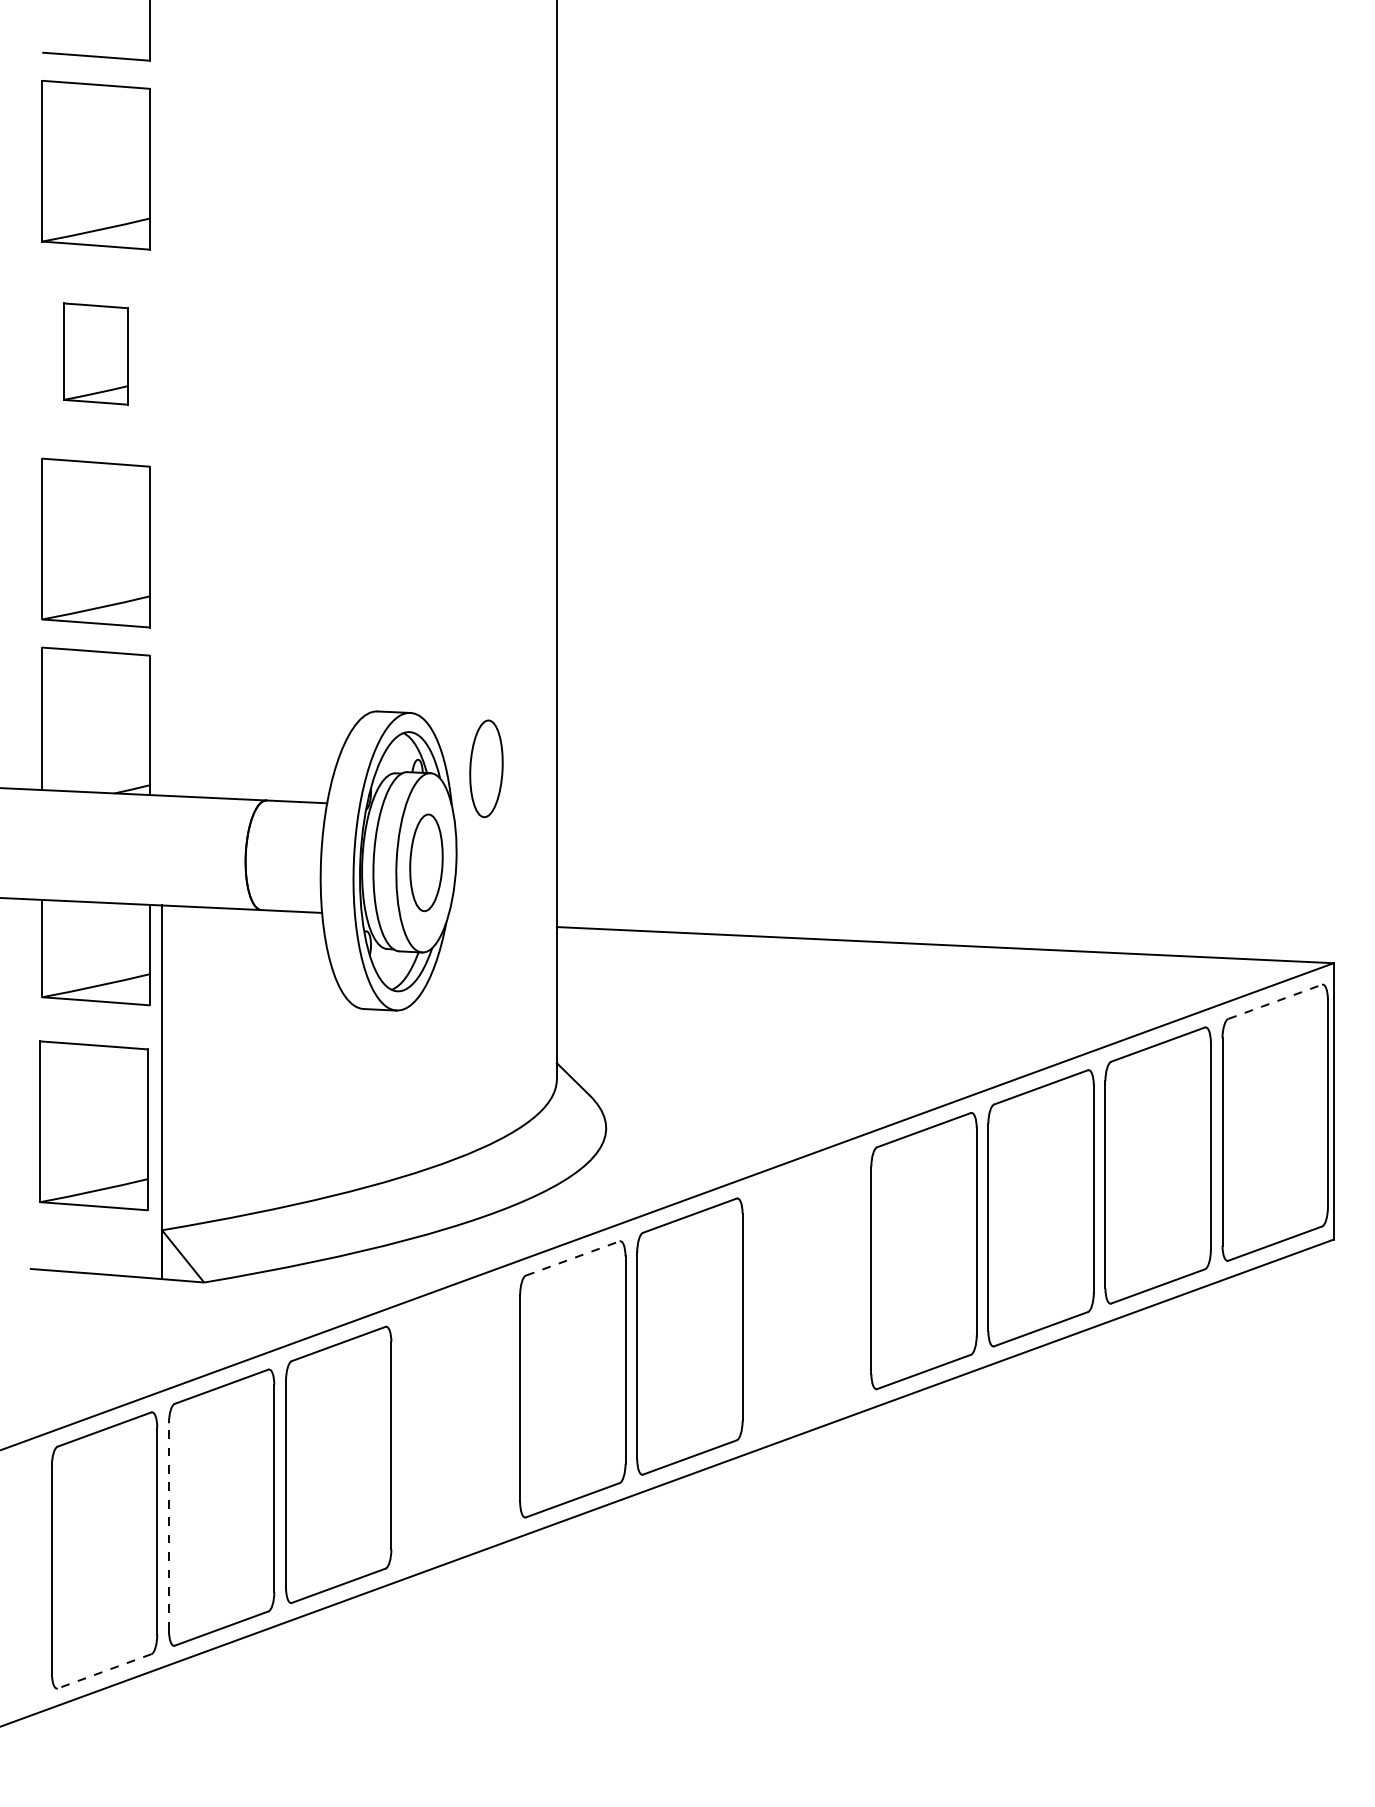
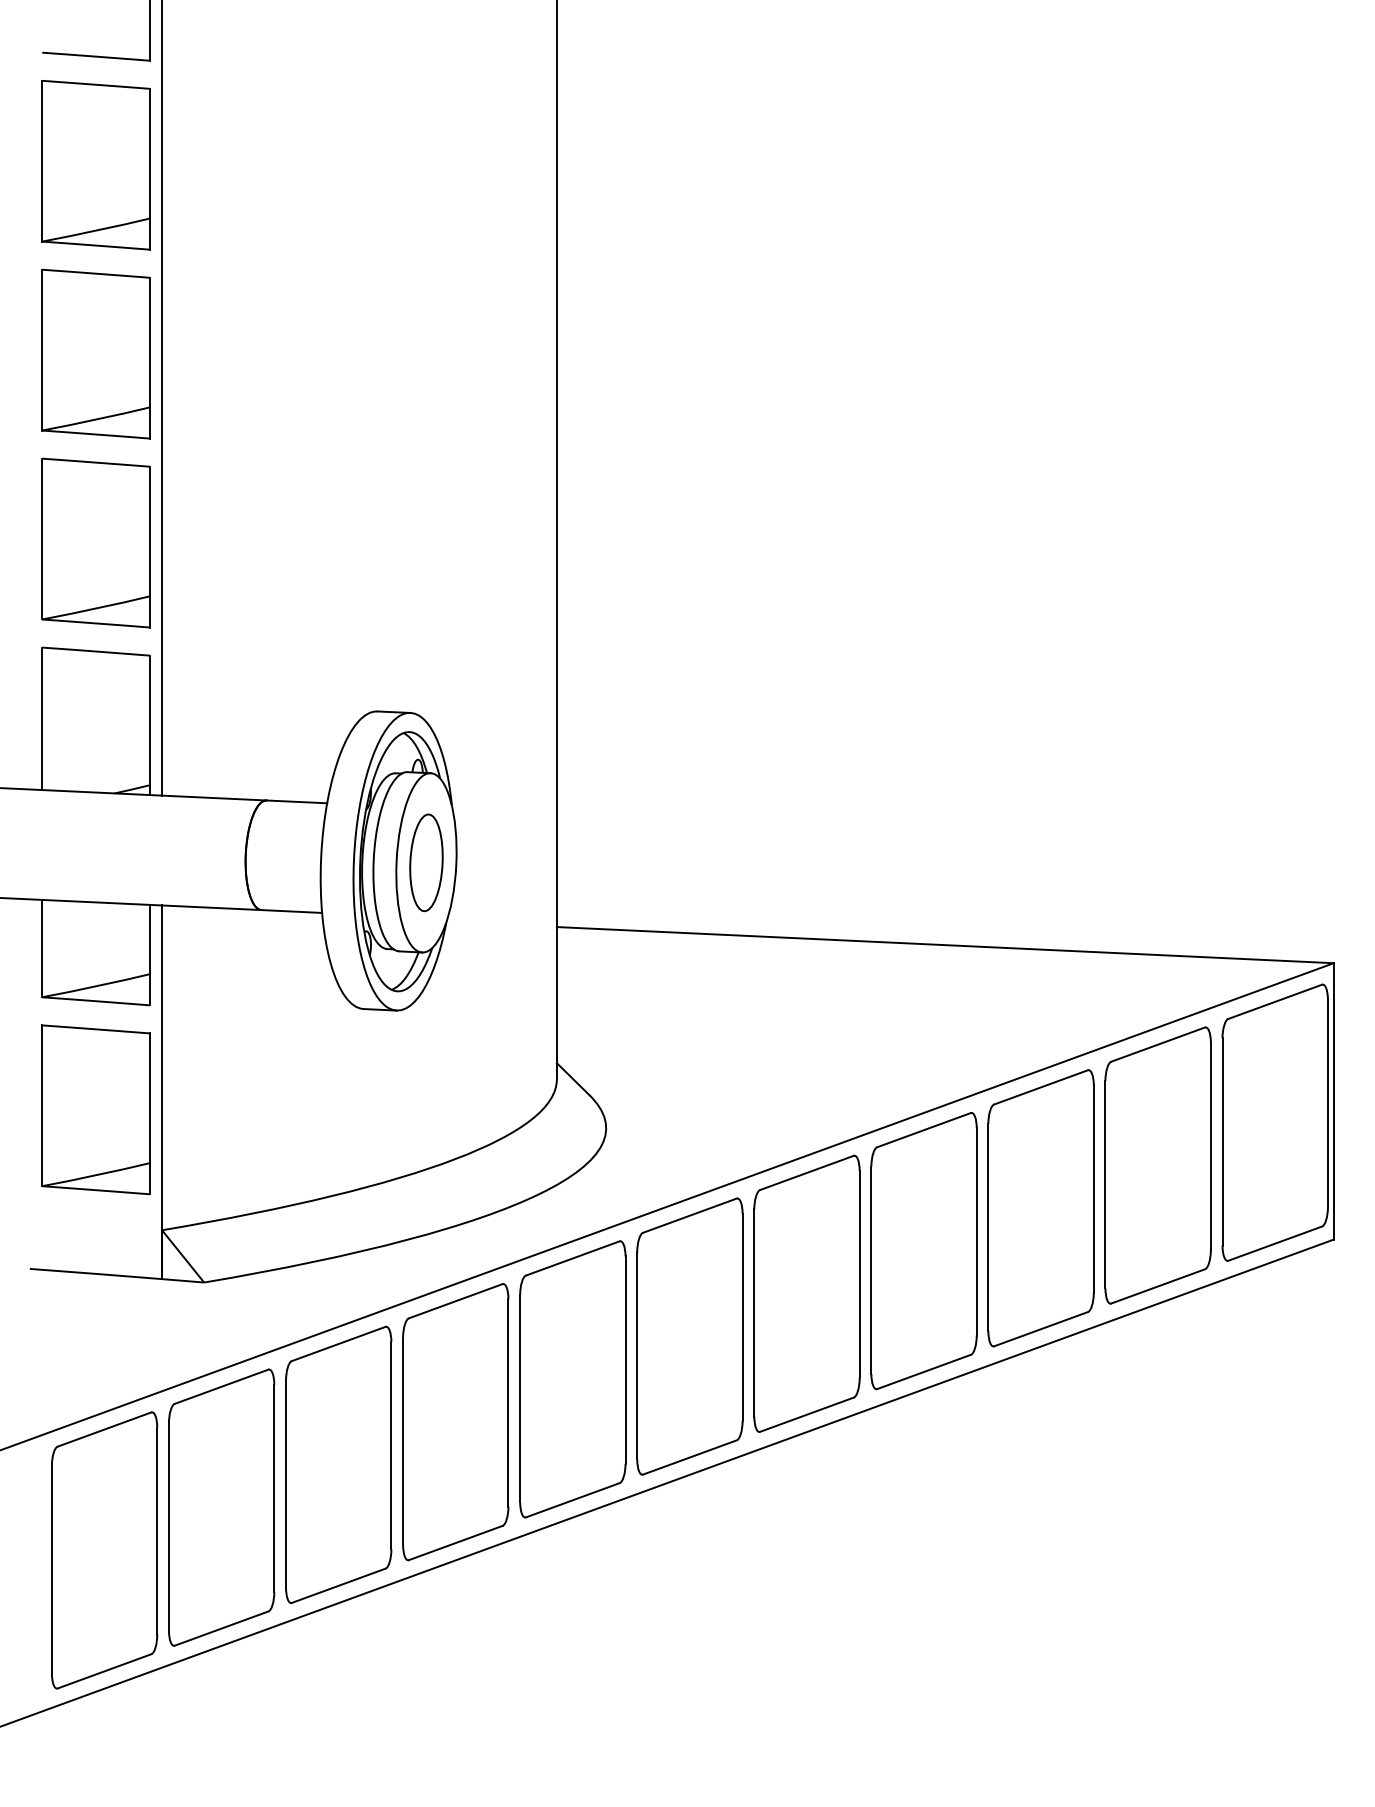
part size: 66x104 px -> 110x172 px (95, 353)
line: none -> present (162, 398)
part: present -> none (486, 768)
line: dashed -> solid (1275, 1001)
part position: (93, 1125) -> (95, 1109) (95, 1109)
line: dashed -> solid (572, 1258)
part: none -> present (806, 1293)
part: none -> present (455, 1422)
line: dashed -> solid (168, 1526)
line: dashed -> solid (104, 1671)
